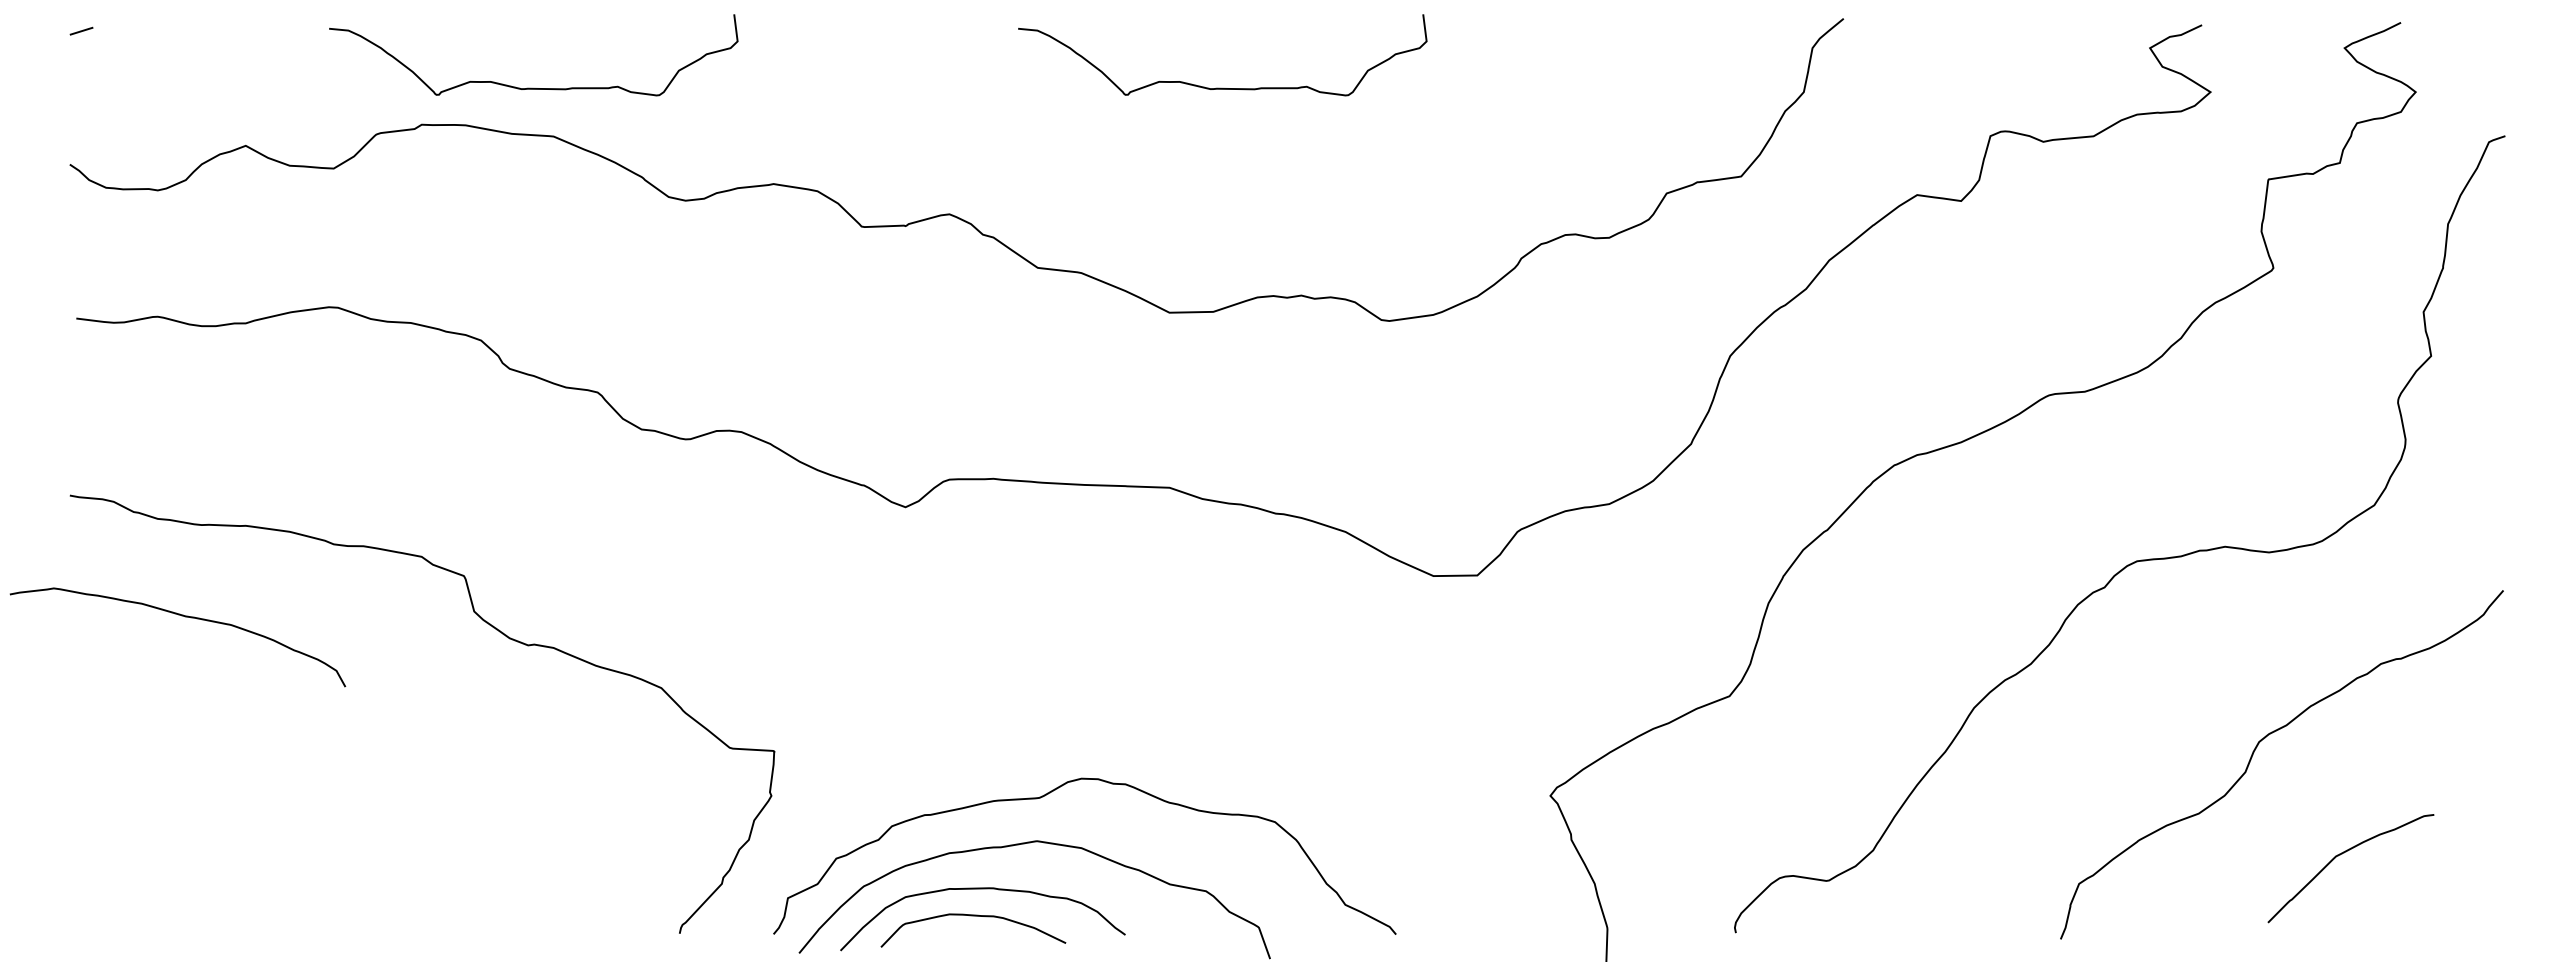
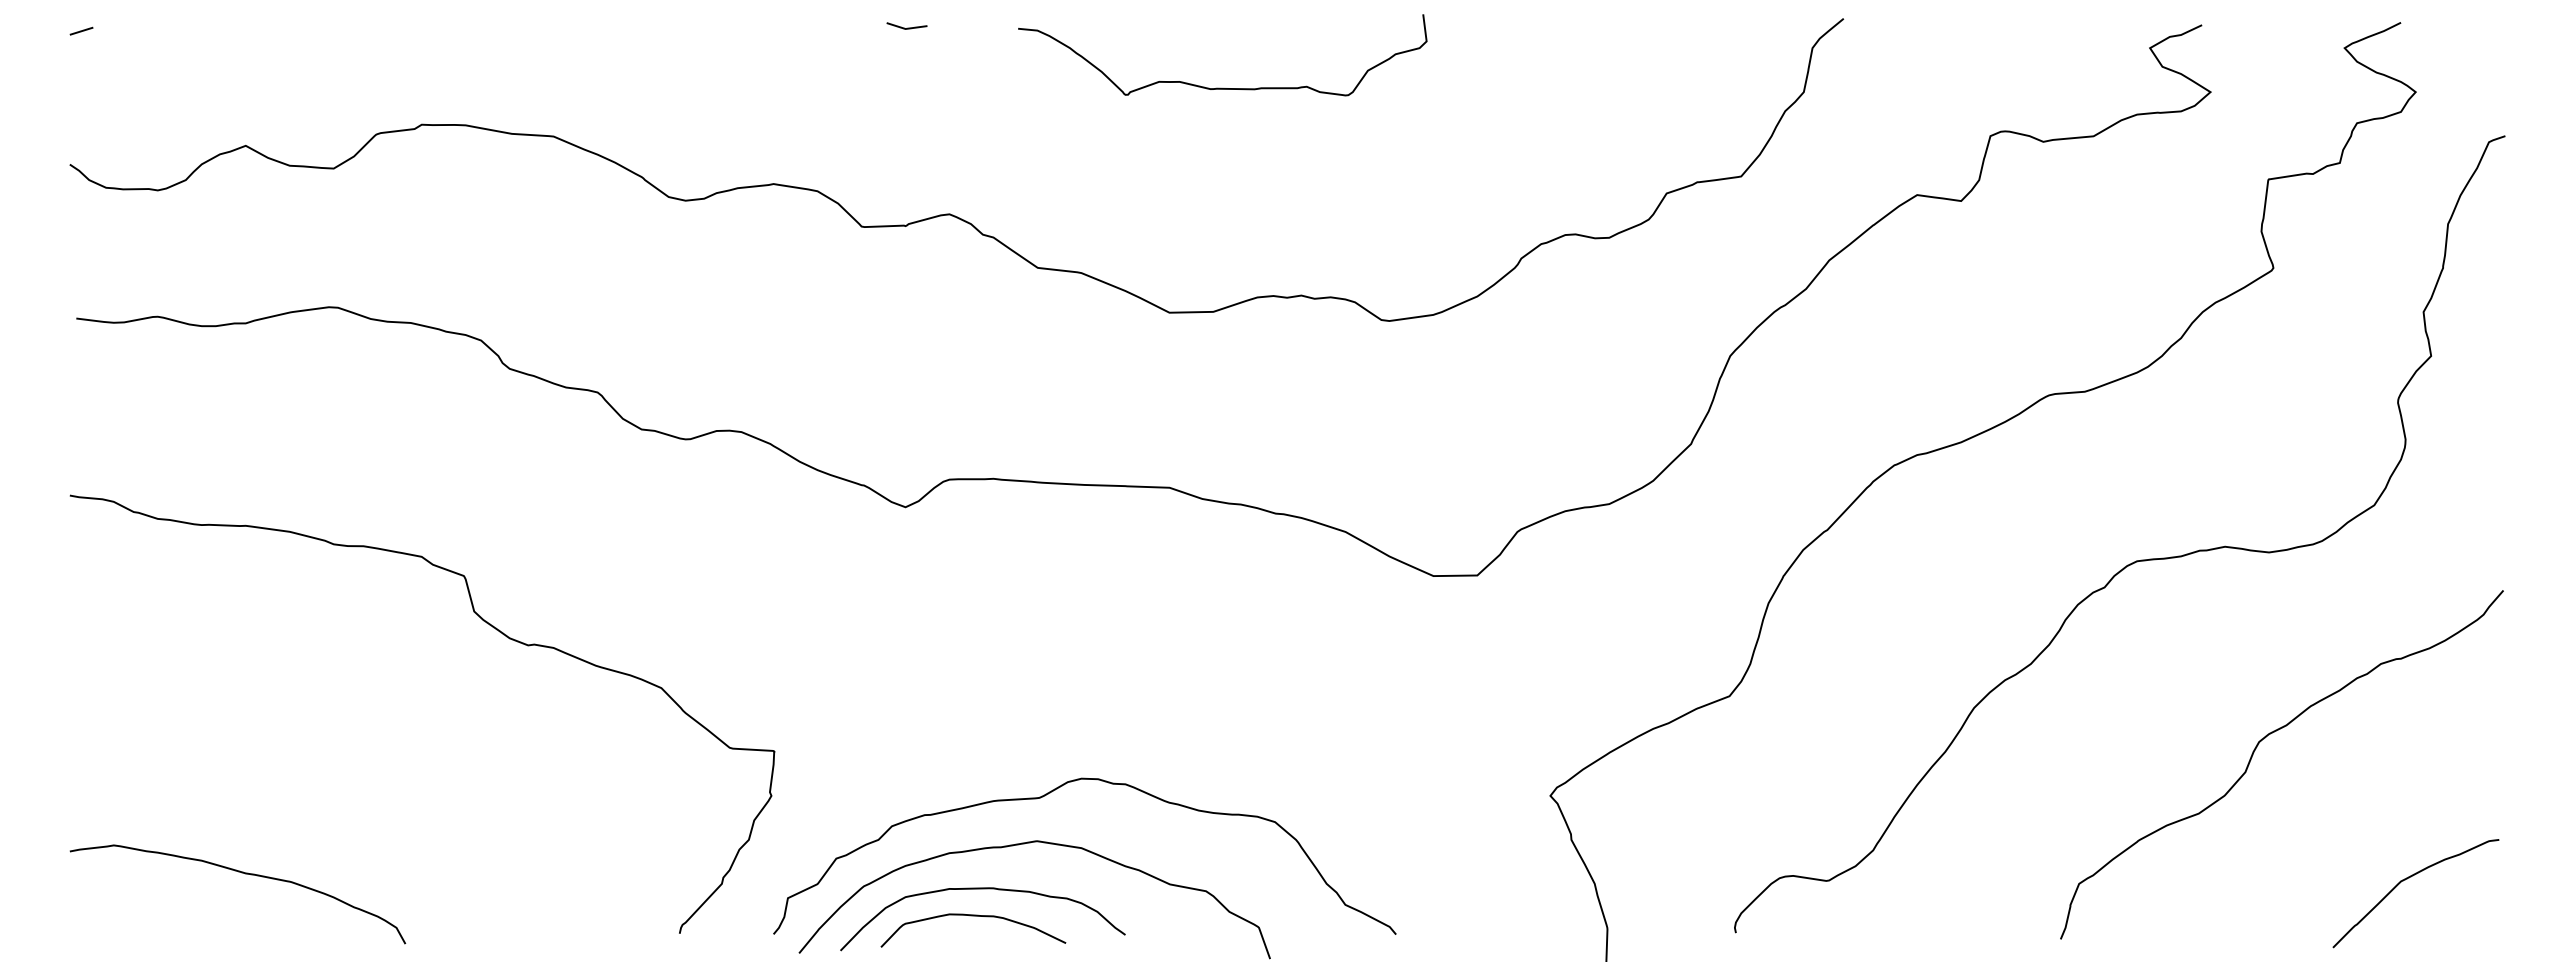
line: none -> present (907, 27)
curve: present -> none (533, 87)
curve position: (181, 616) -> (241, 873) (241, 873)
curve position: (2342, 854) -> (2407, 879) (2407, 879)
